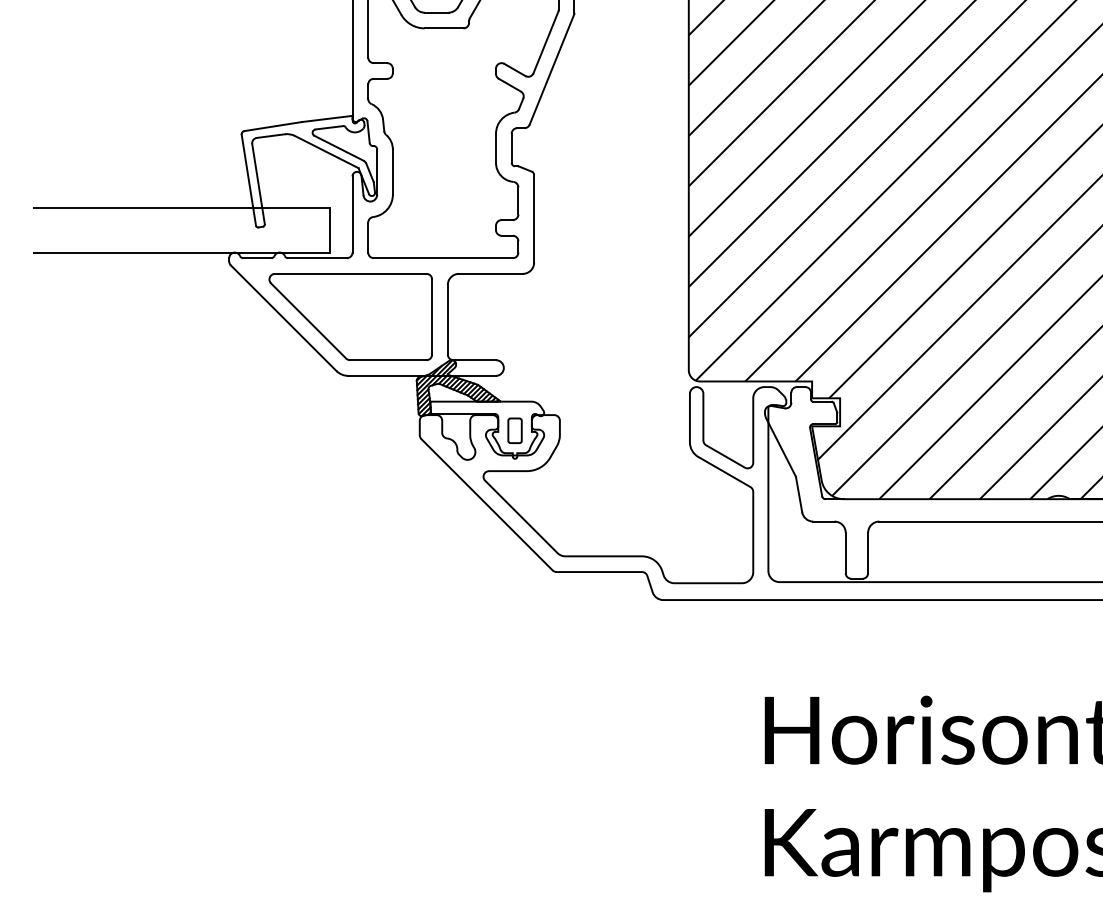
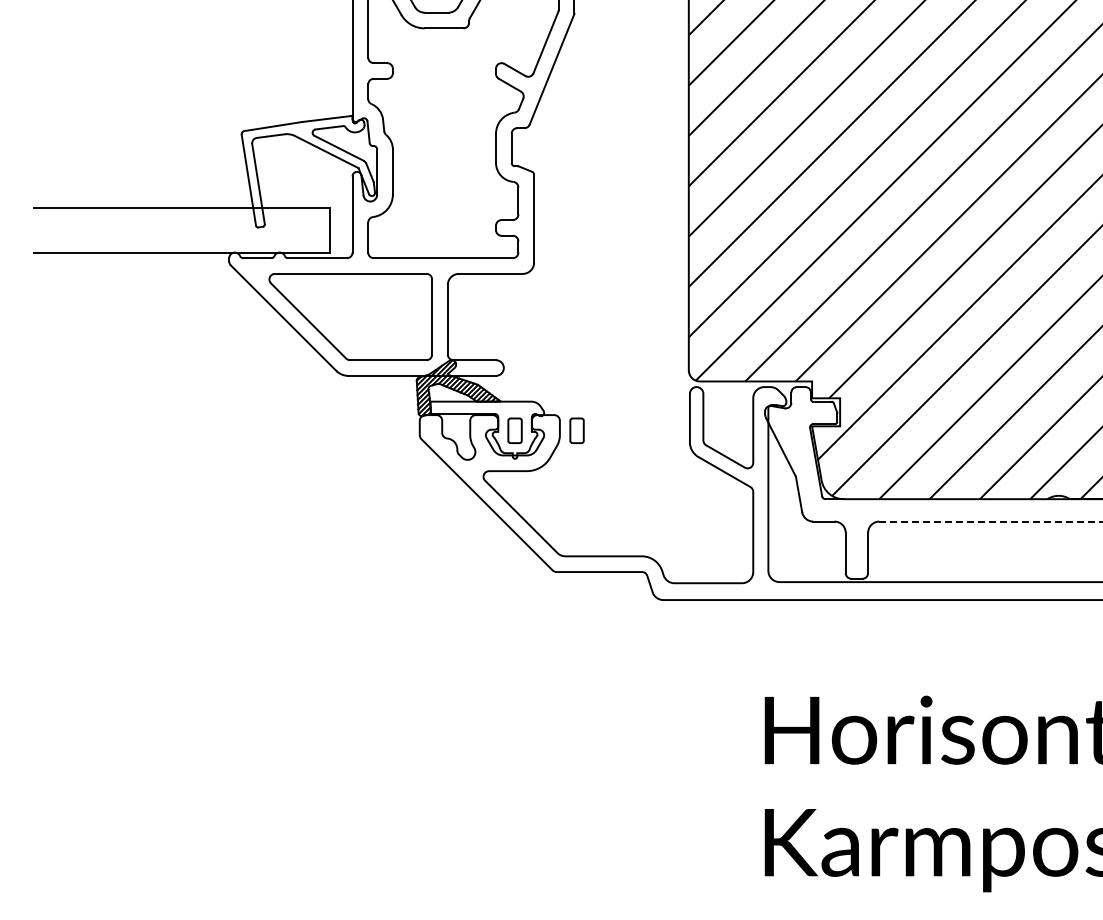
part: none -> present (576, 430)
line: solid -> dashed (990, 521)
